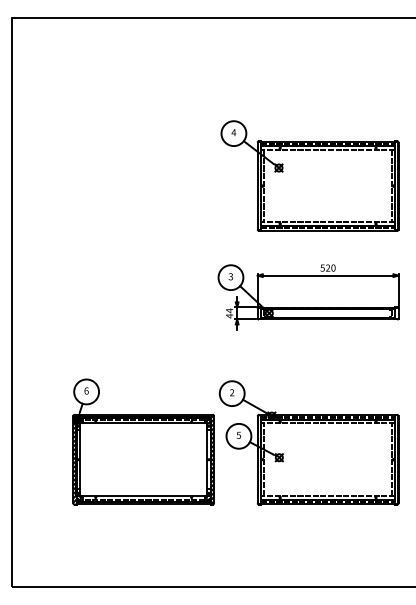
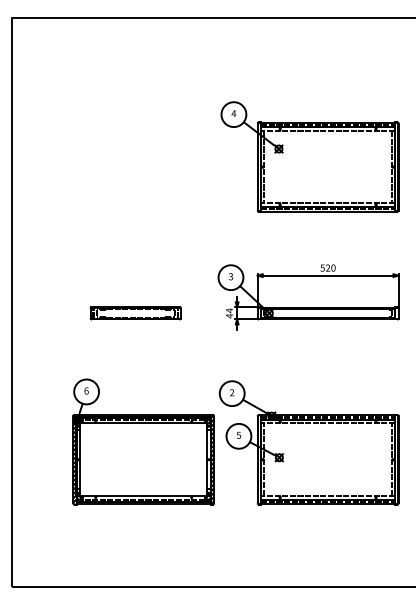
part position: (309, 175) -> (309, 156) (309, 156)
part: none -> present (135, 313)
